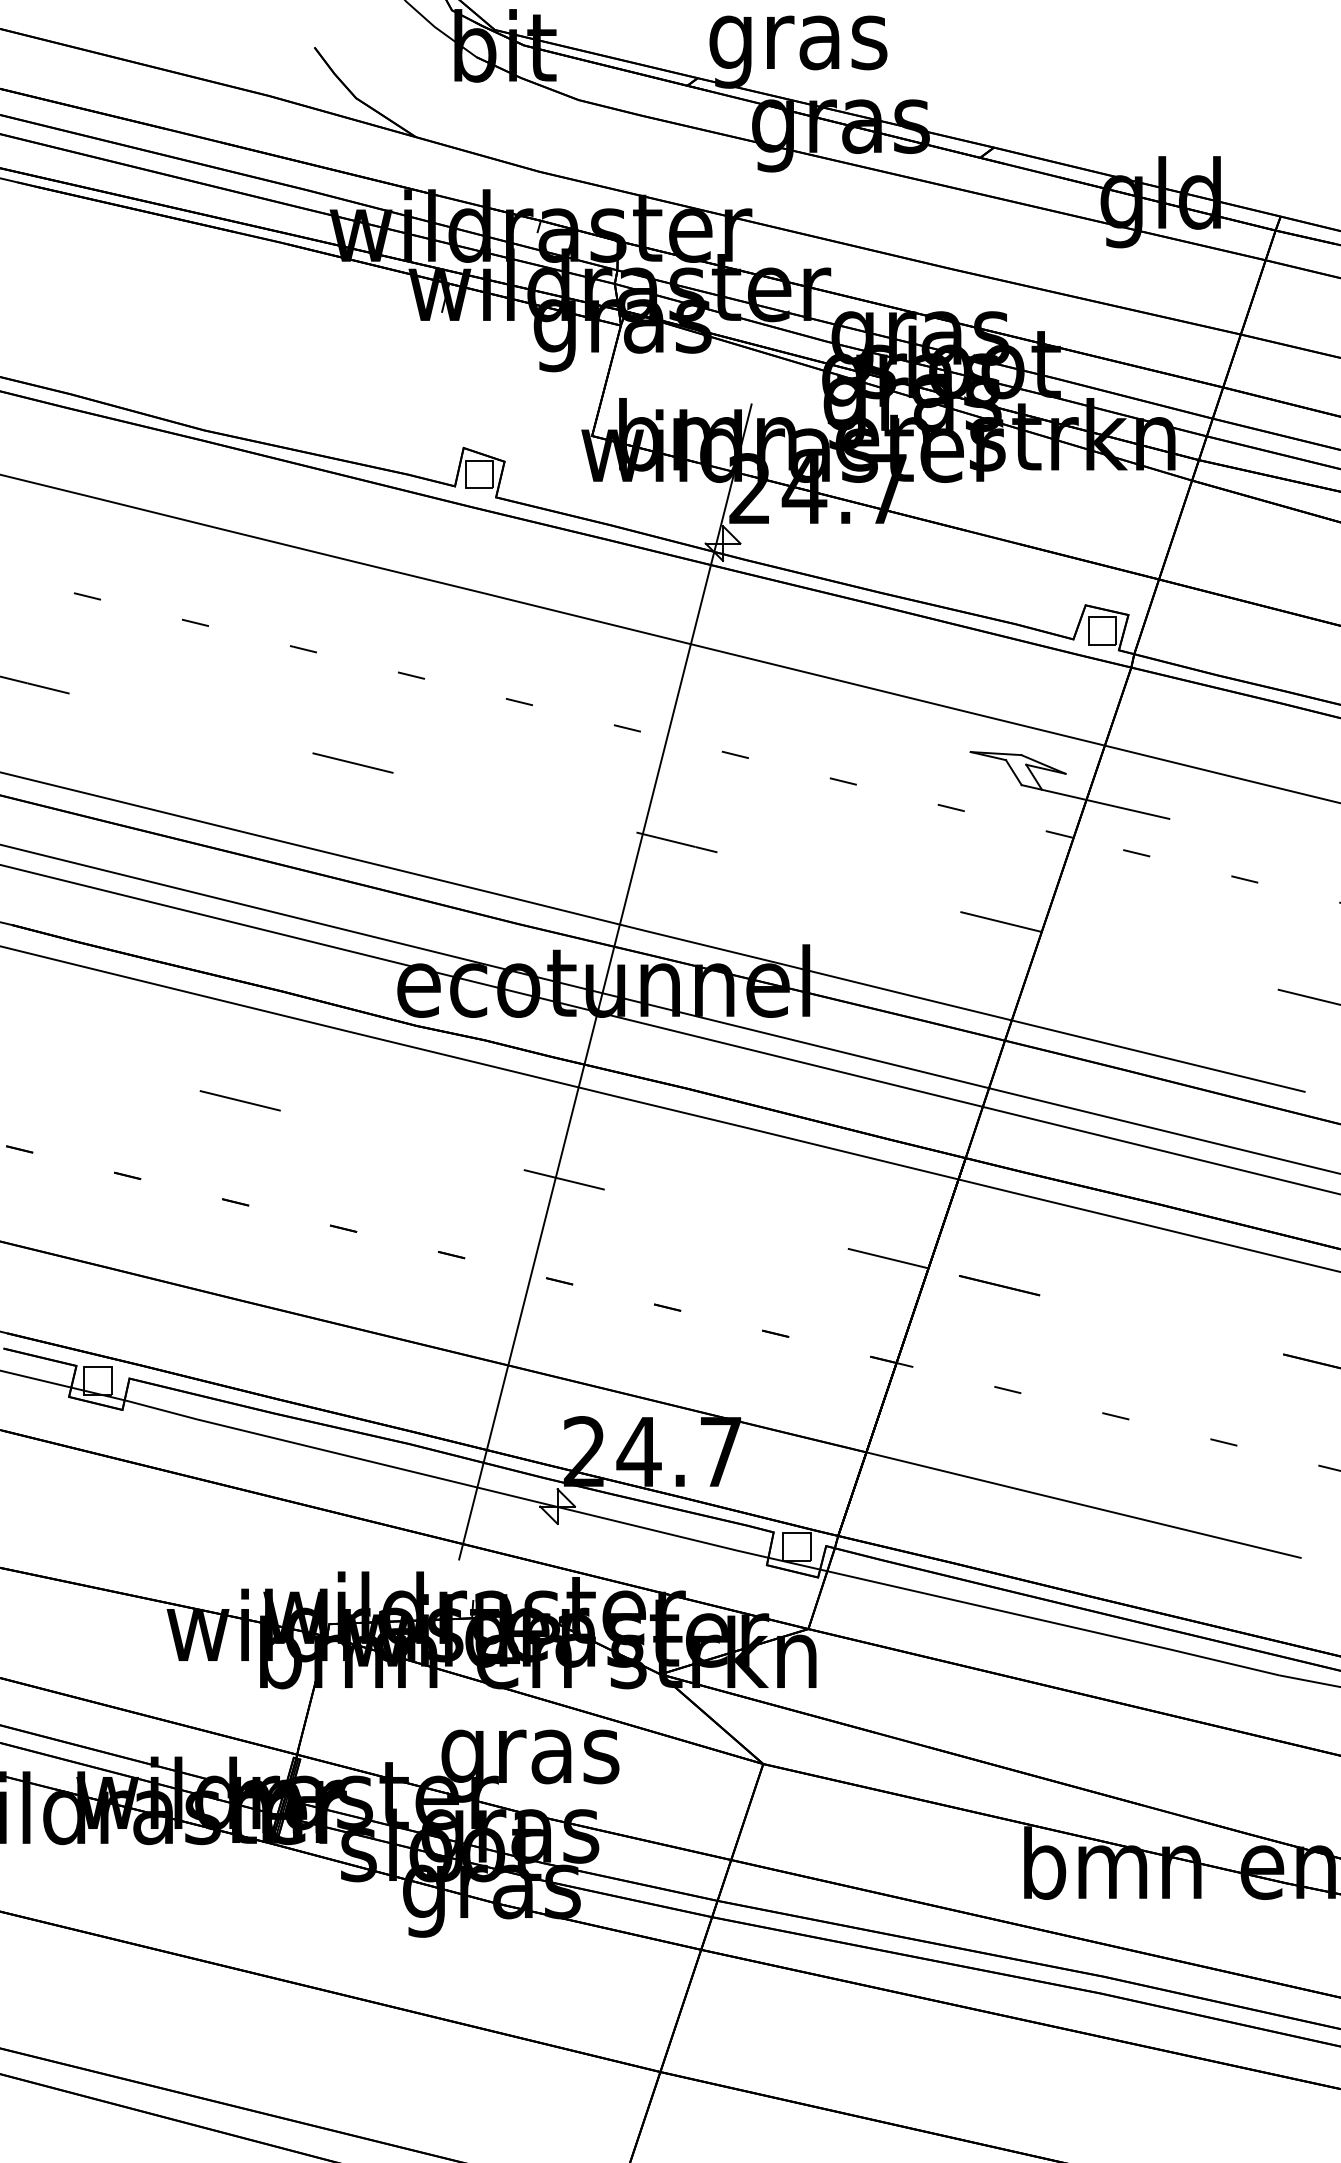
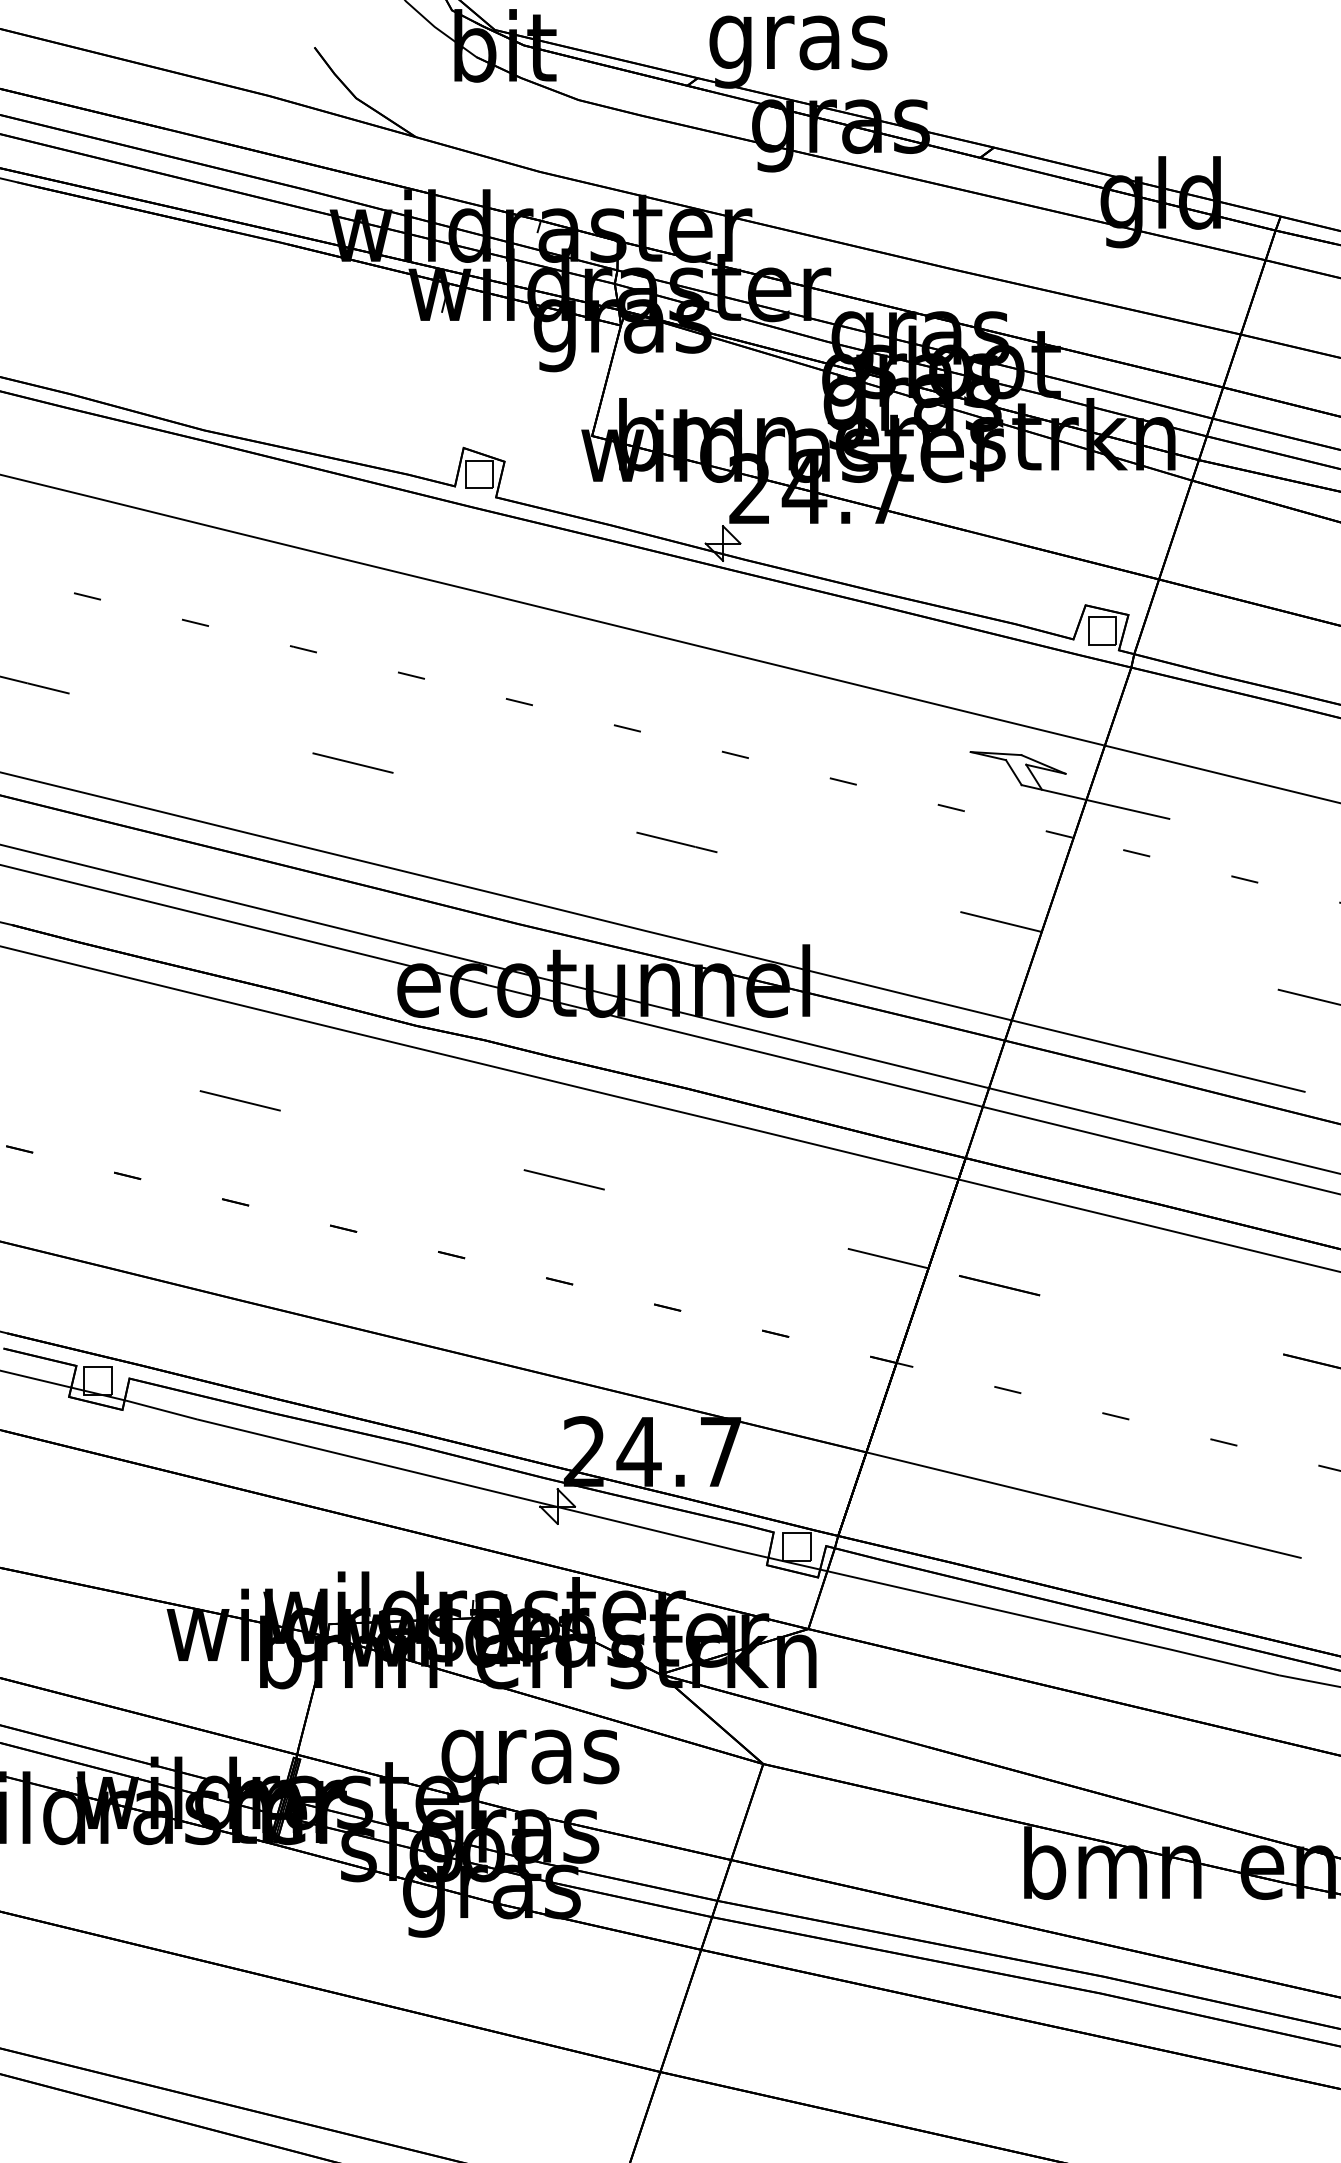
line: present -> none (605, 981)
